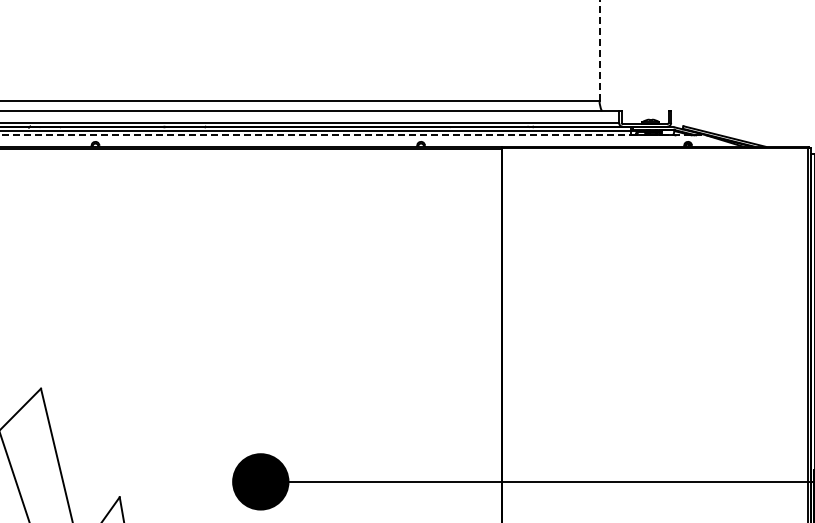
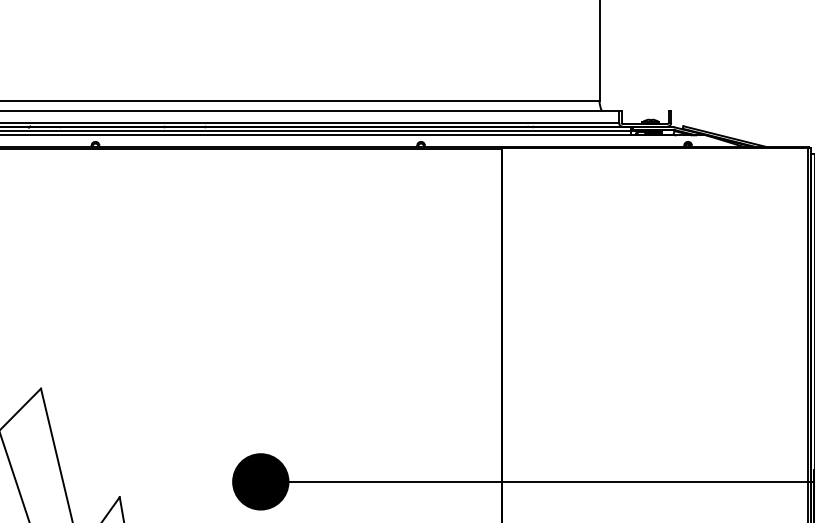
line: dashed -> solid (599, 50)
line: dashed -> solid (353, 135)
